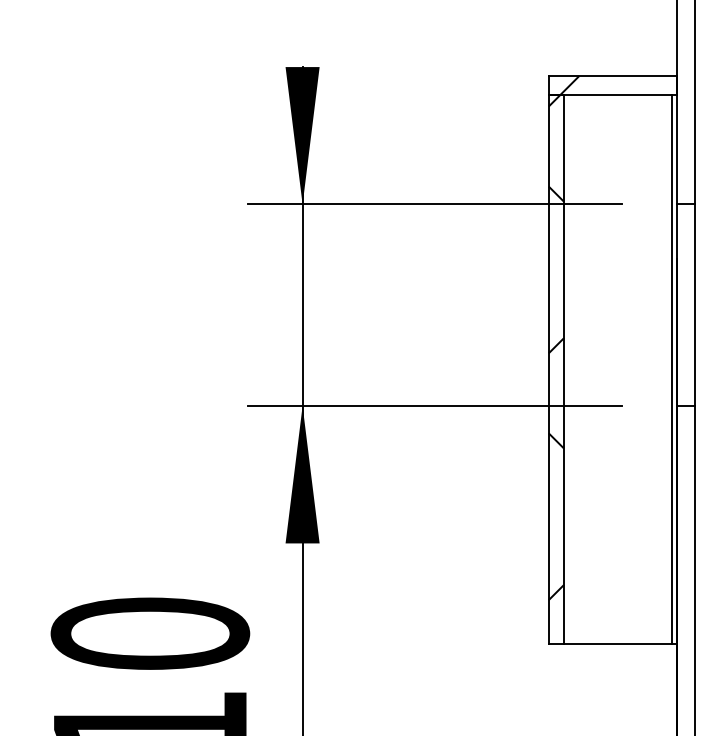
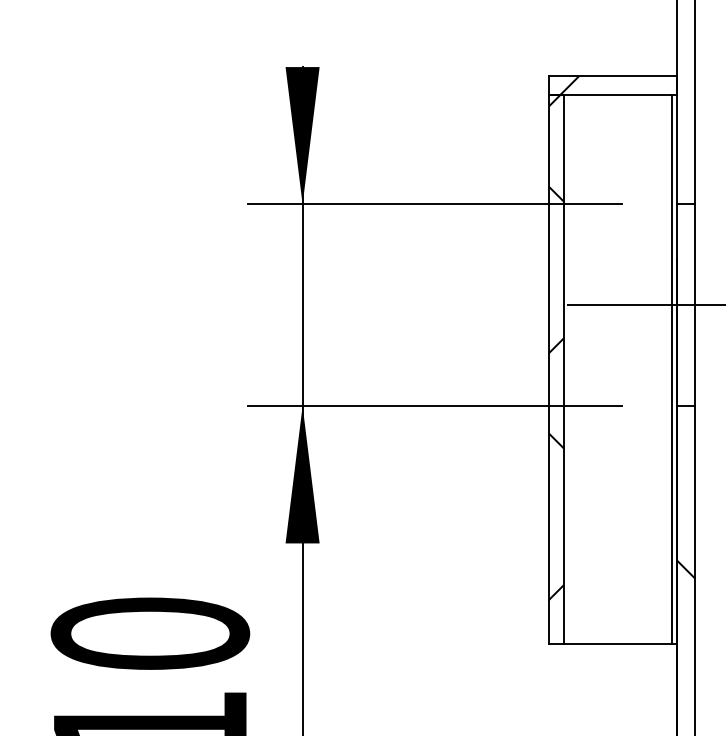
line: none -> present (644, 305)
hatch: none -> present (685, 569)
